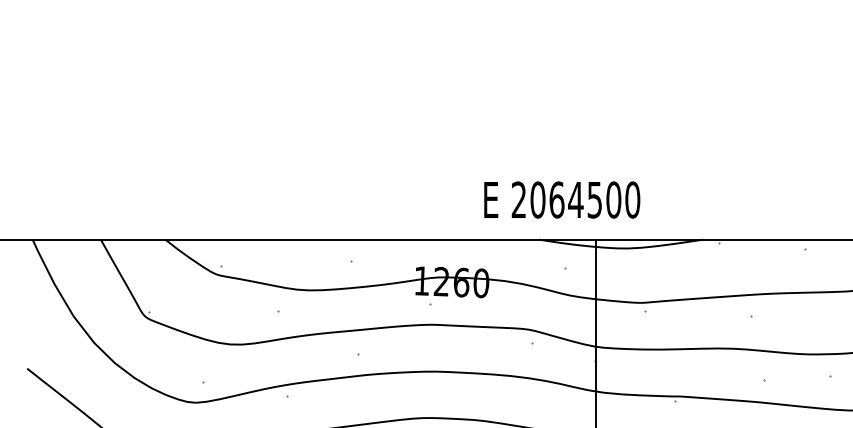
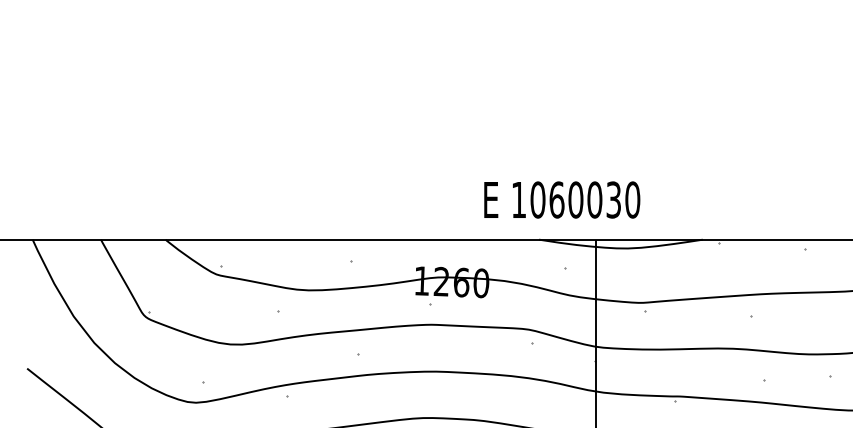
text: 2064500 -> 1060030 (566, 199)
